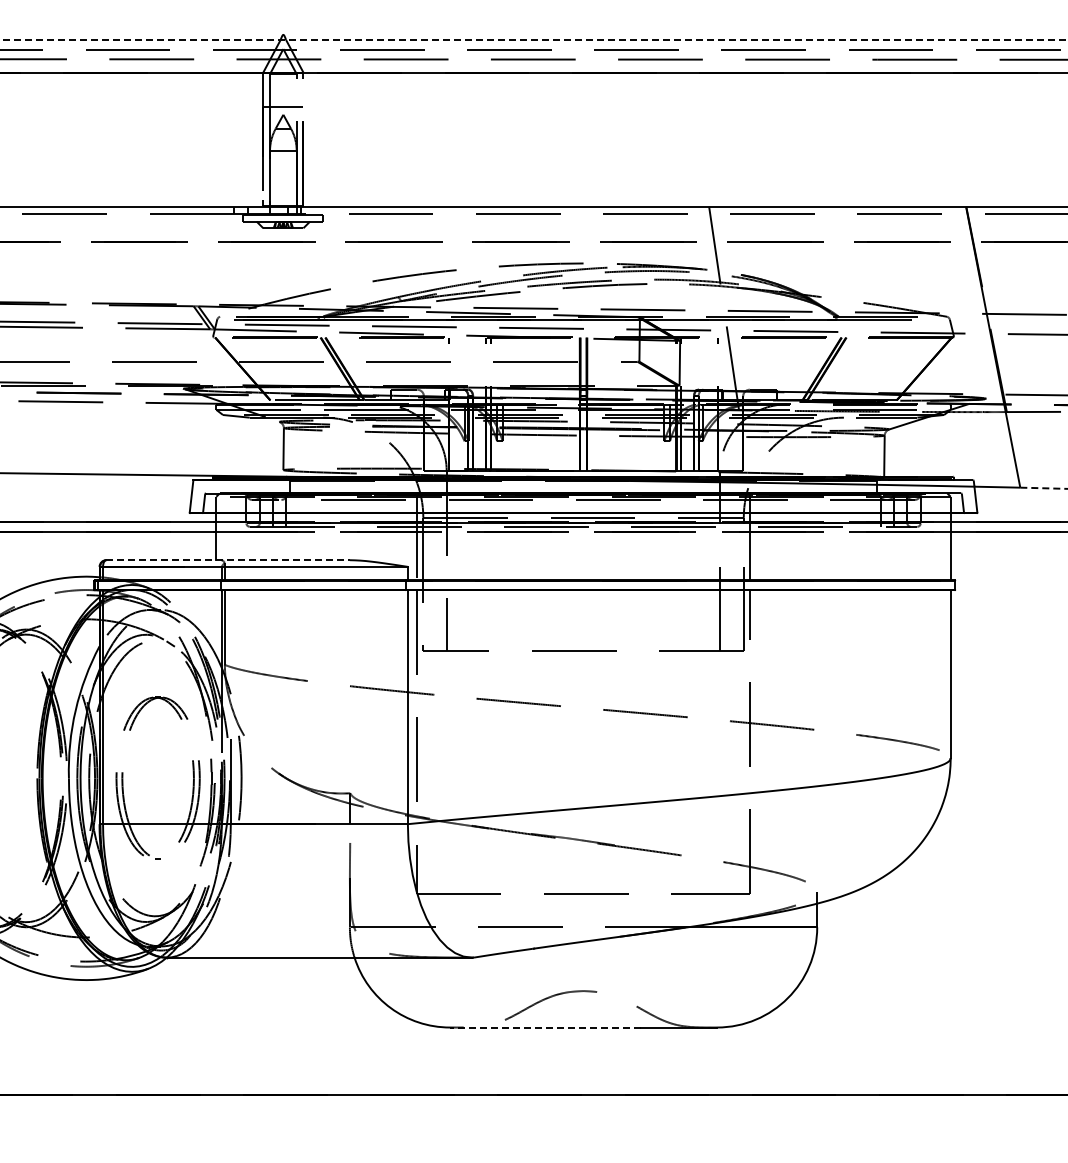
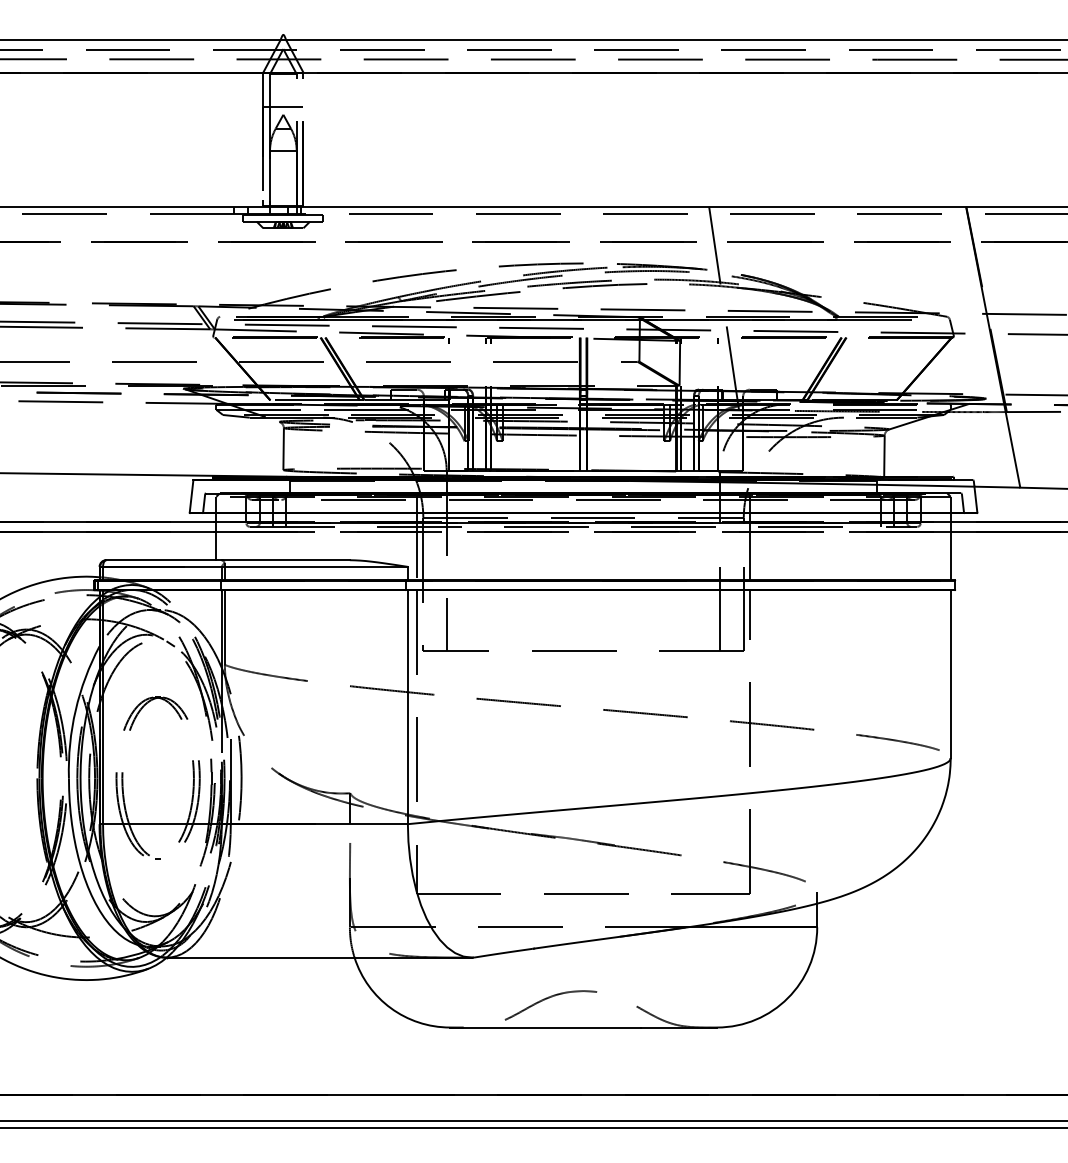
line: dashed -> solid (534, 39)
line: dashed -> solid (1044, 488)
line: dashed -> solid (228, 560)
line: dashed -> solid (544, 1027)
line: none -> present (533, 1121)
line: none -> present (533, 1128)
